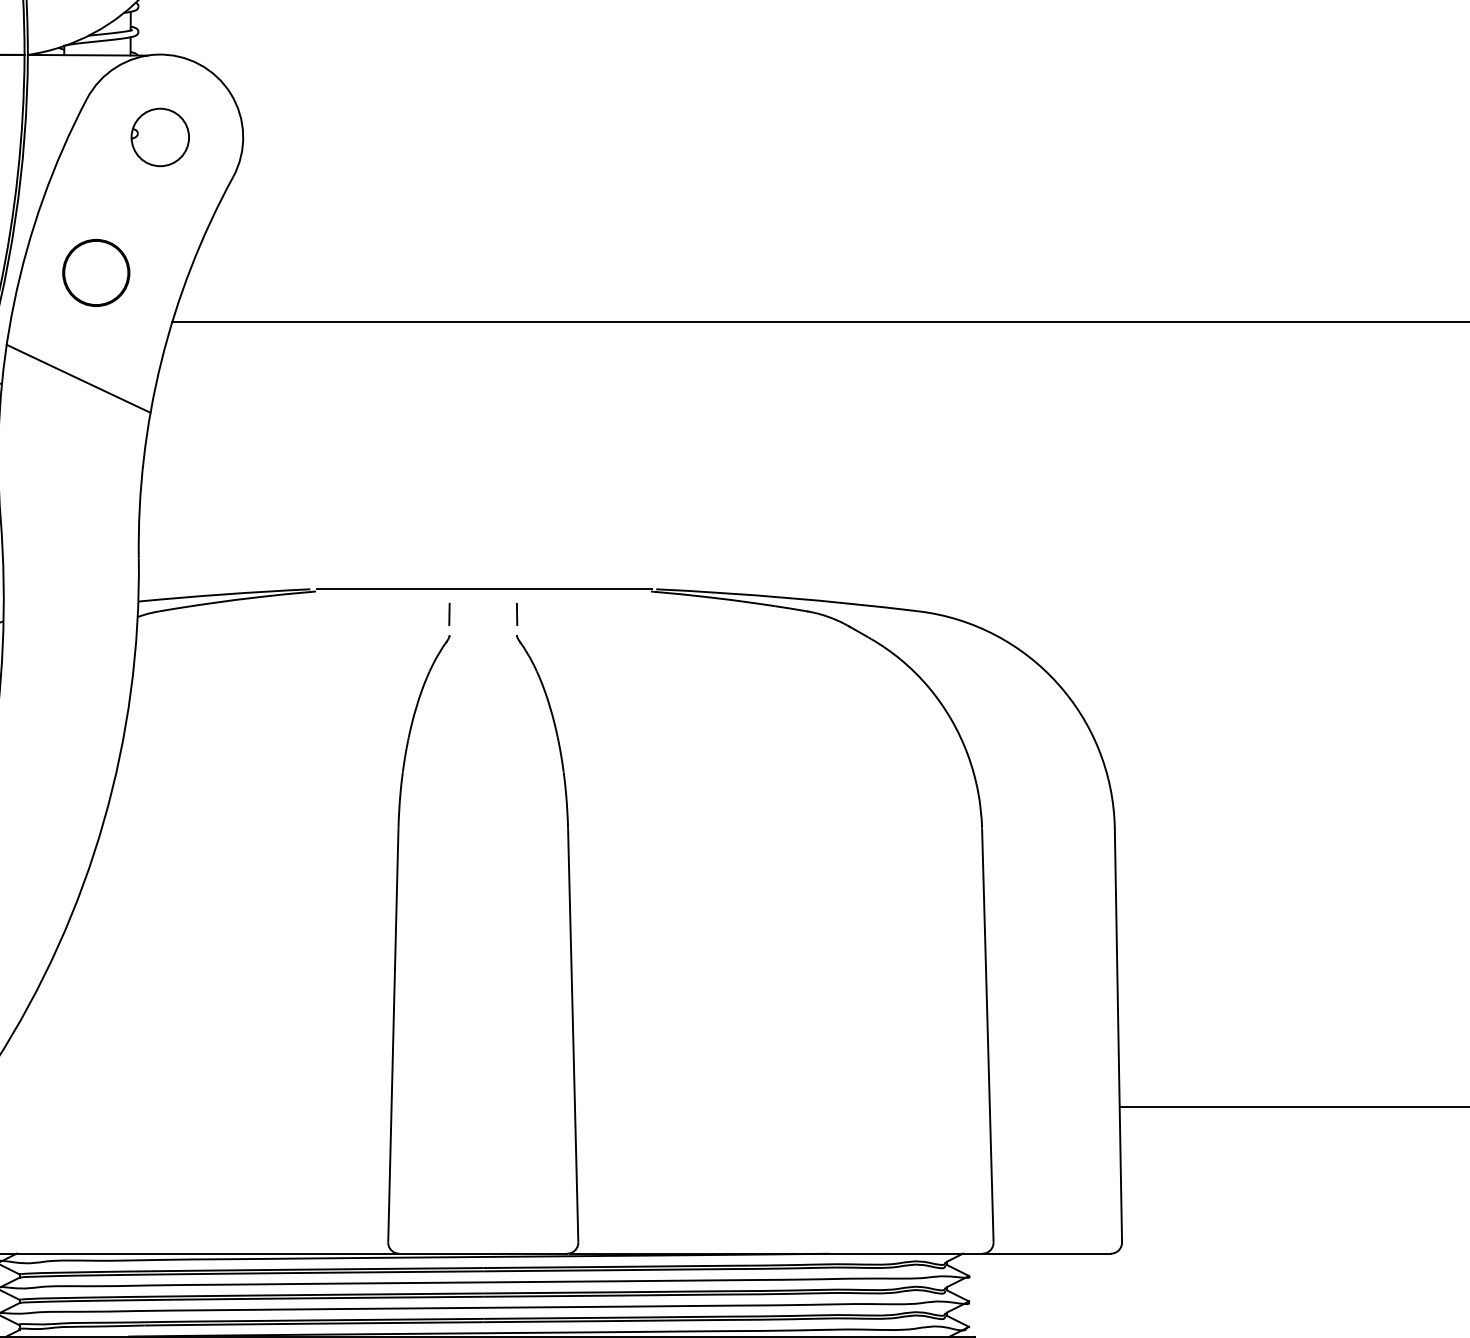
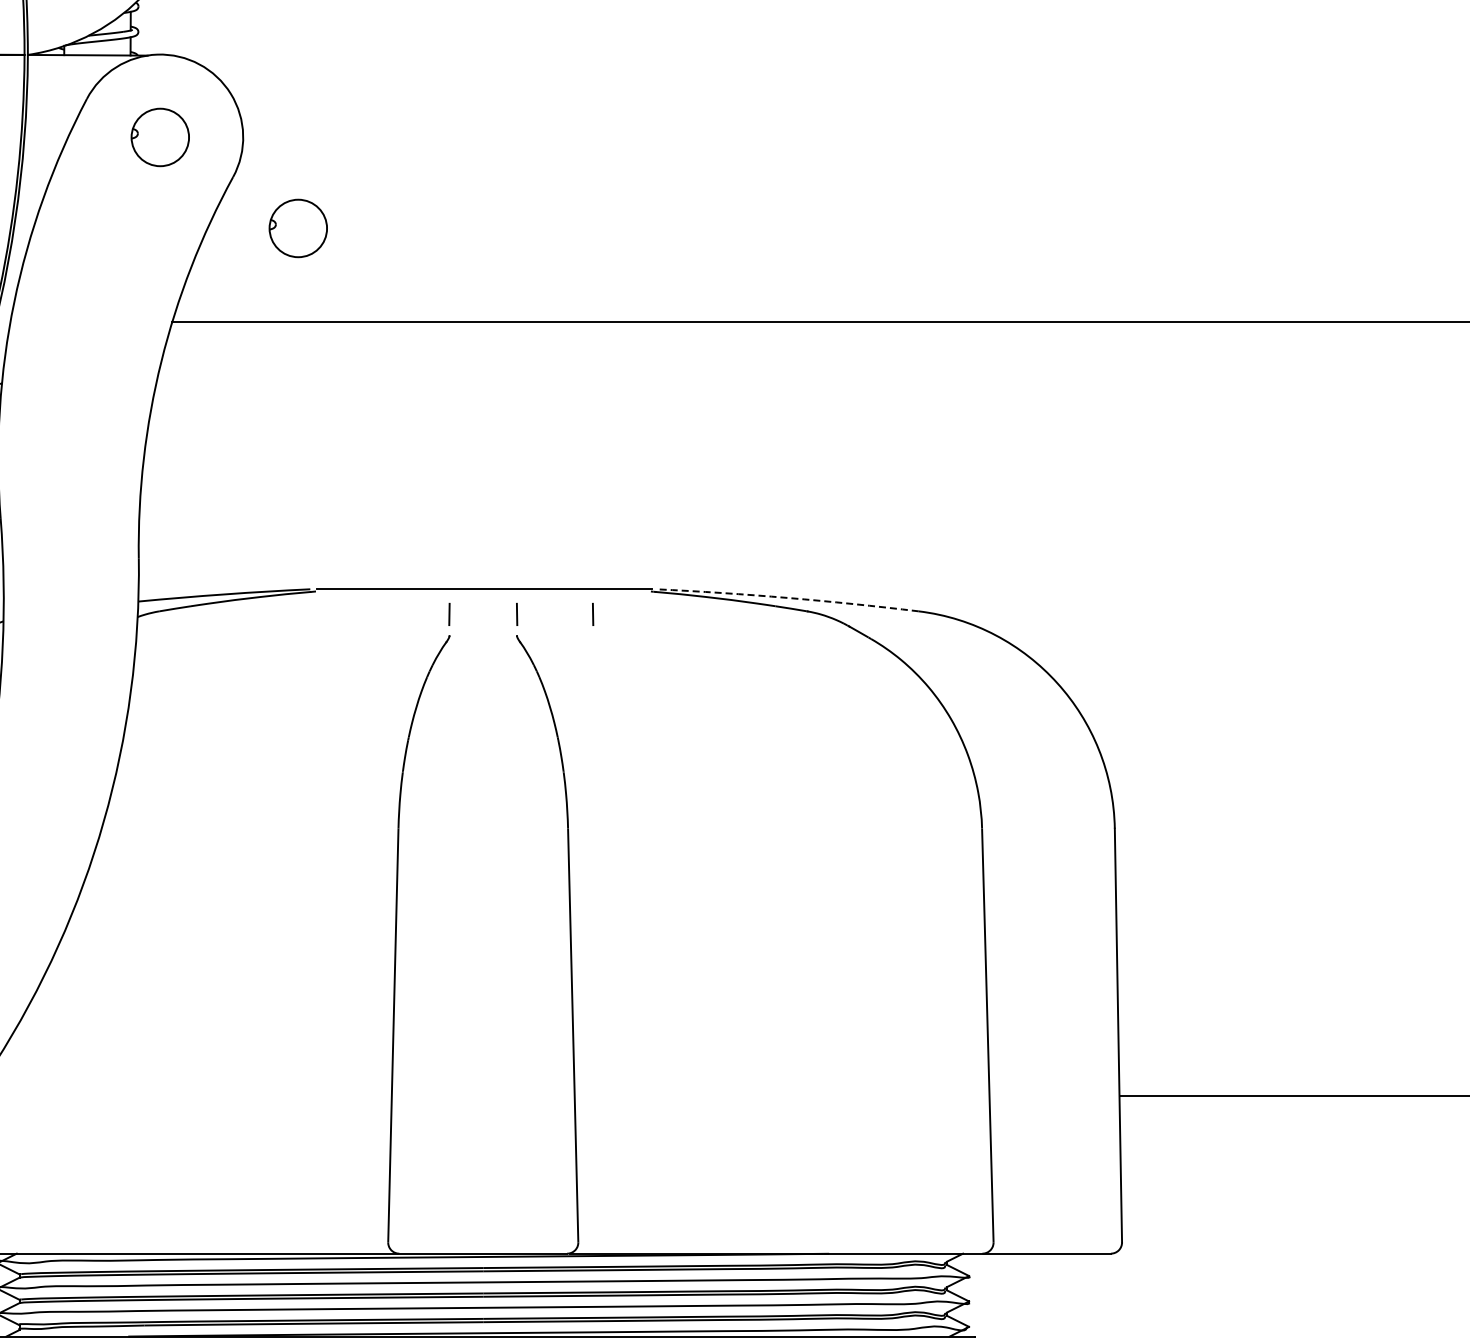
part: none -> present (297, 228)
part: present -> none (96, 272)
line: present -> none (78, 378)
arc: solid -> dashed (787, 597)
line: none -> present (593, 614)
line position: (1292, 1106) -> (1292, 1095) (1292, 1095)
